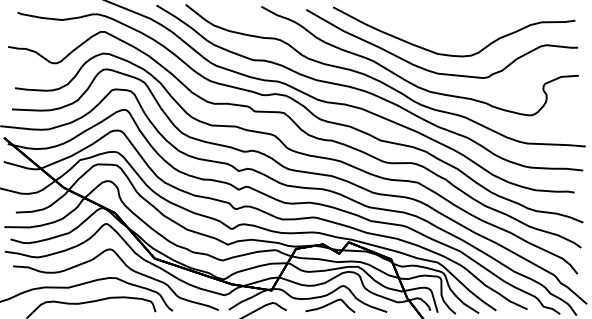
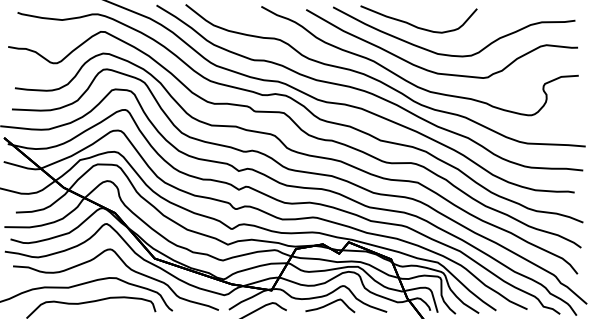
curve: none -> present (415, 25)
